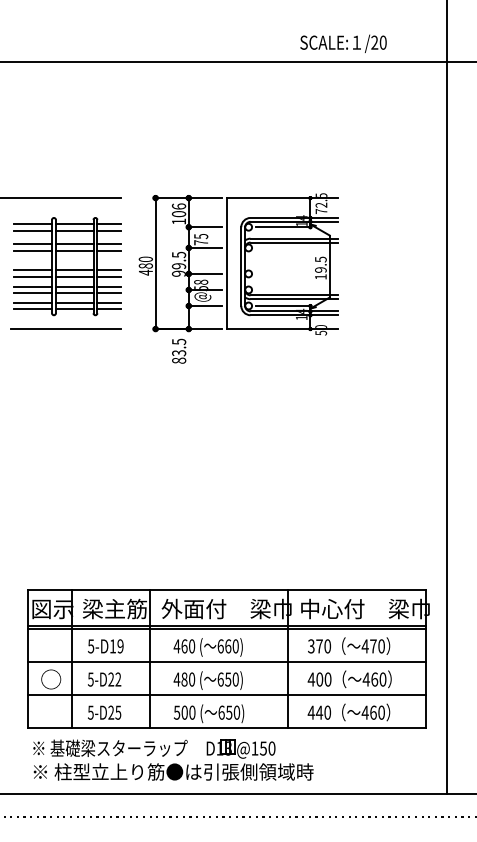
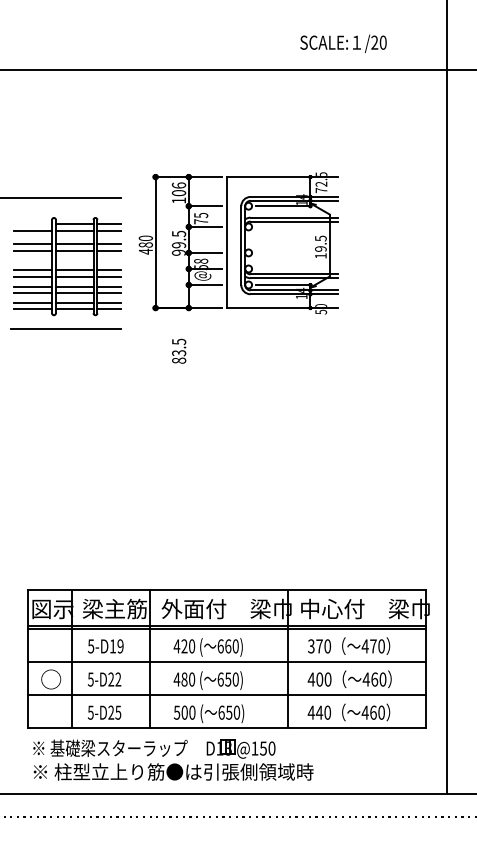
line position: (237, 62) -> (237, 70) (237, 70)
line: present -> none (33, 223)
part position: (238, 264) -> (238, 243) (238, 243)
text: 460 -> 420 (184, 646)
